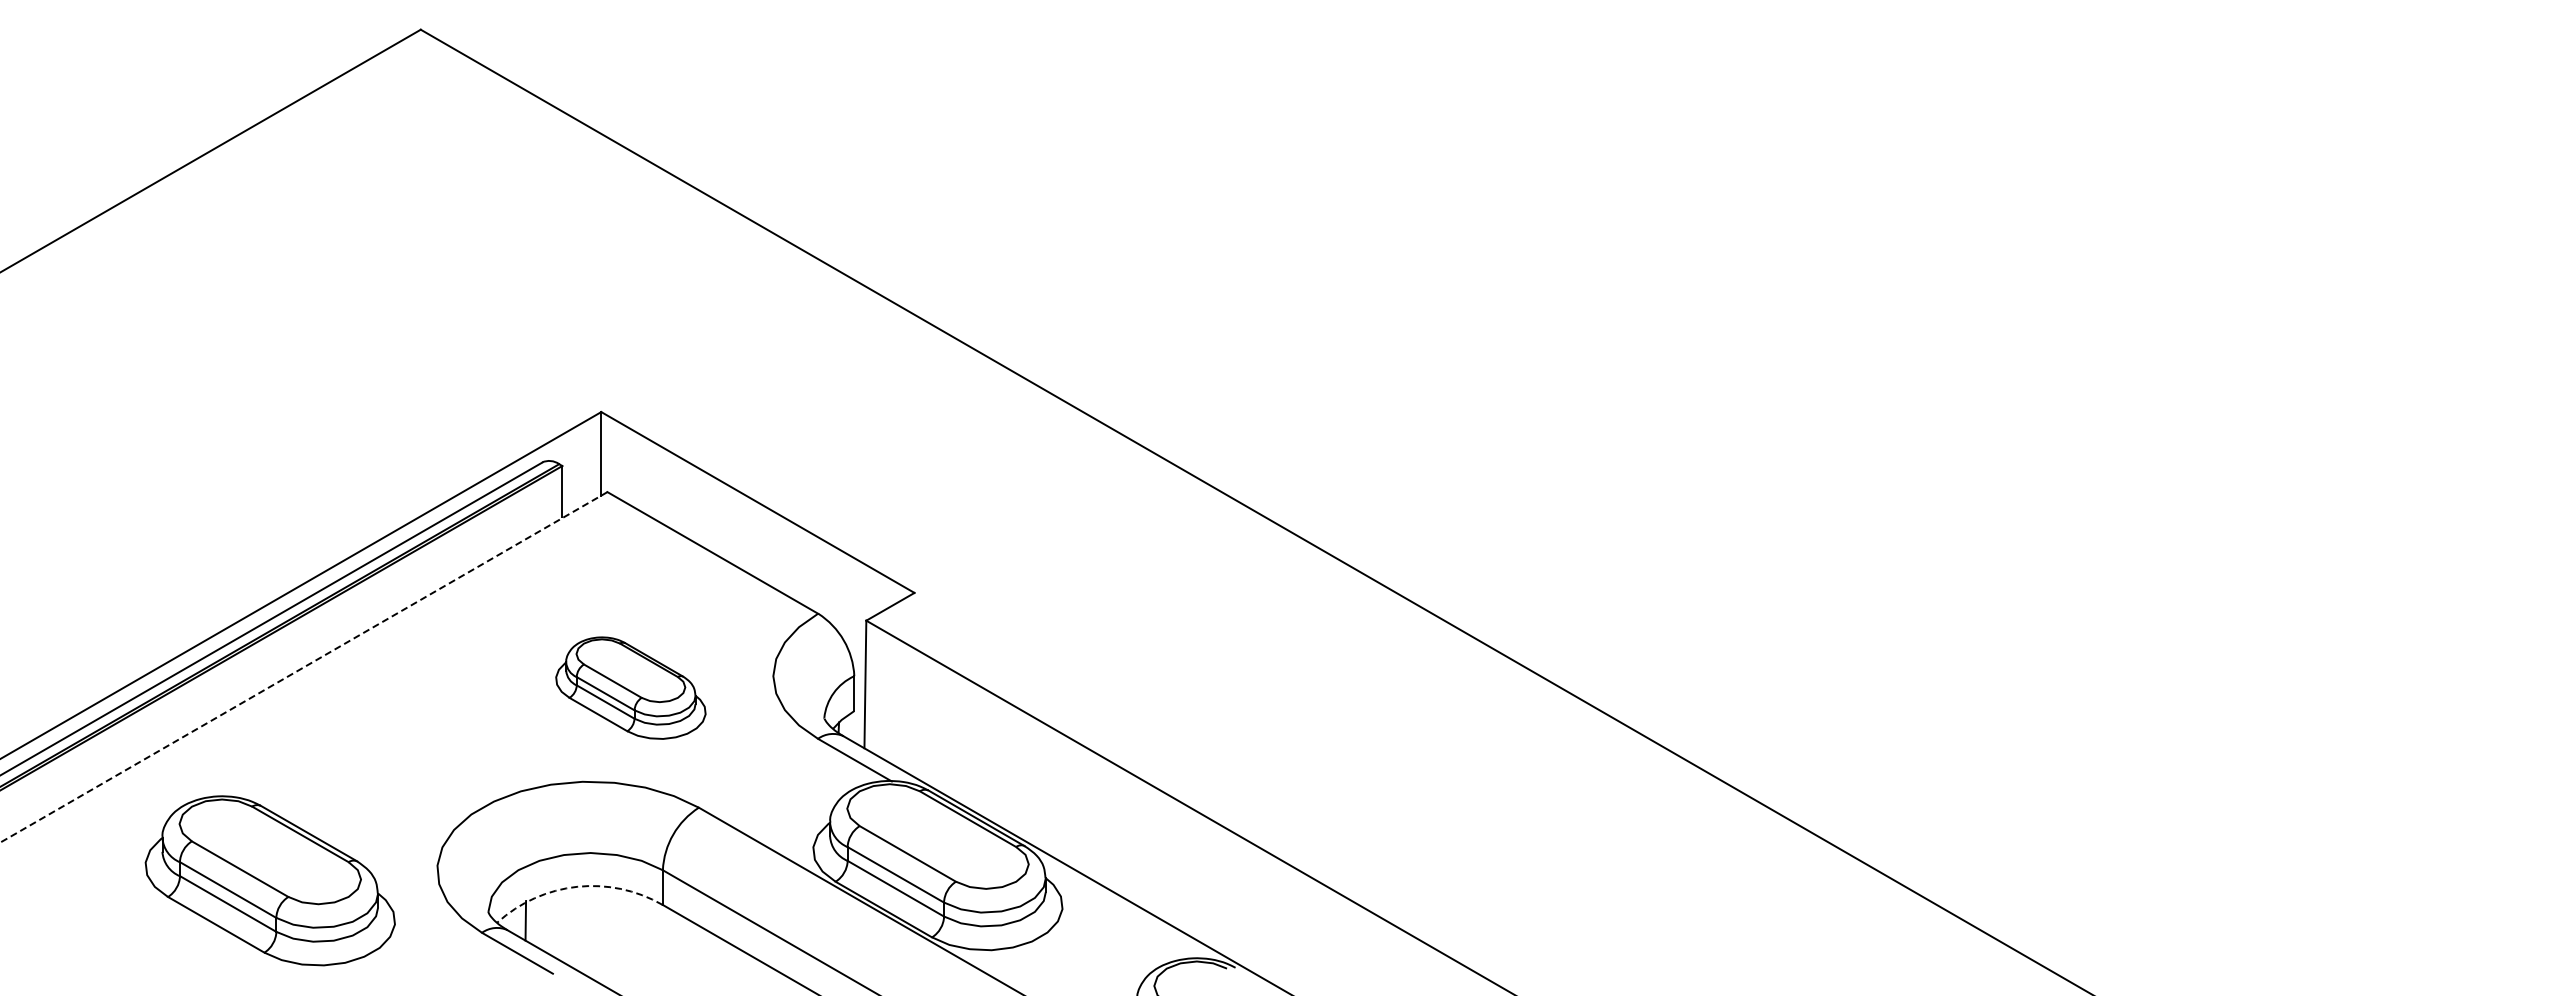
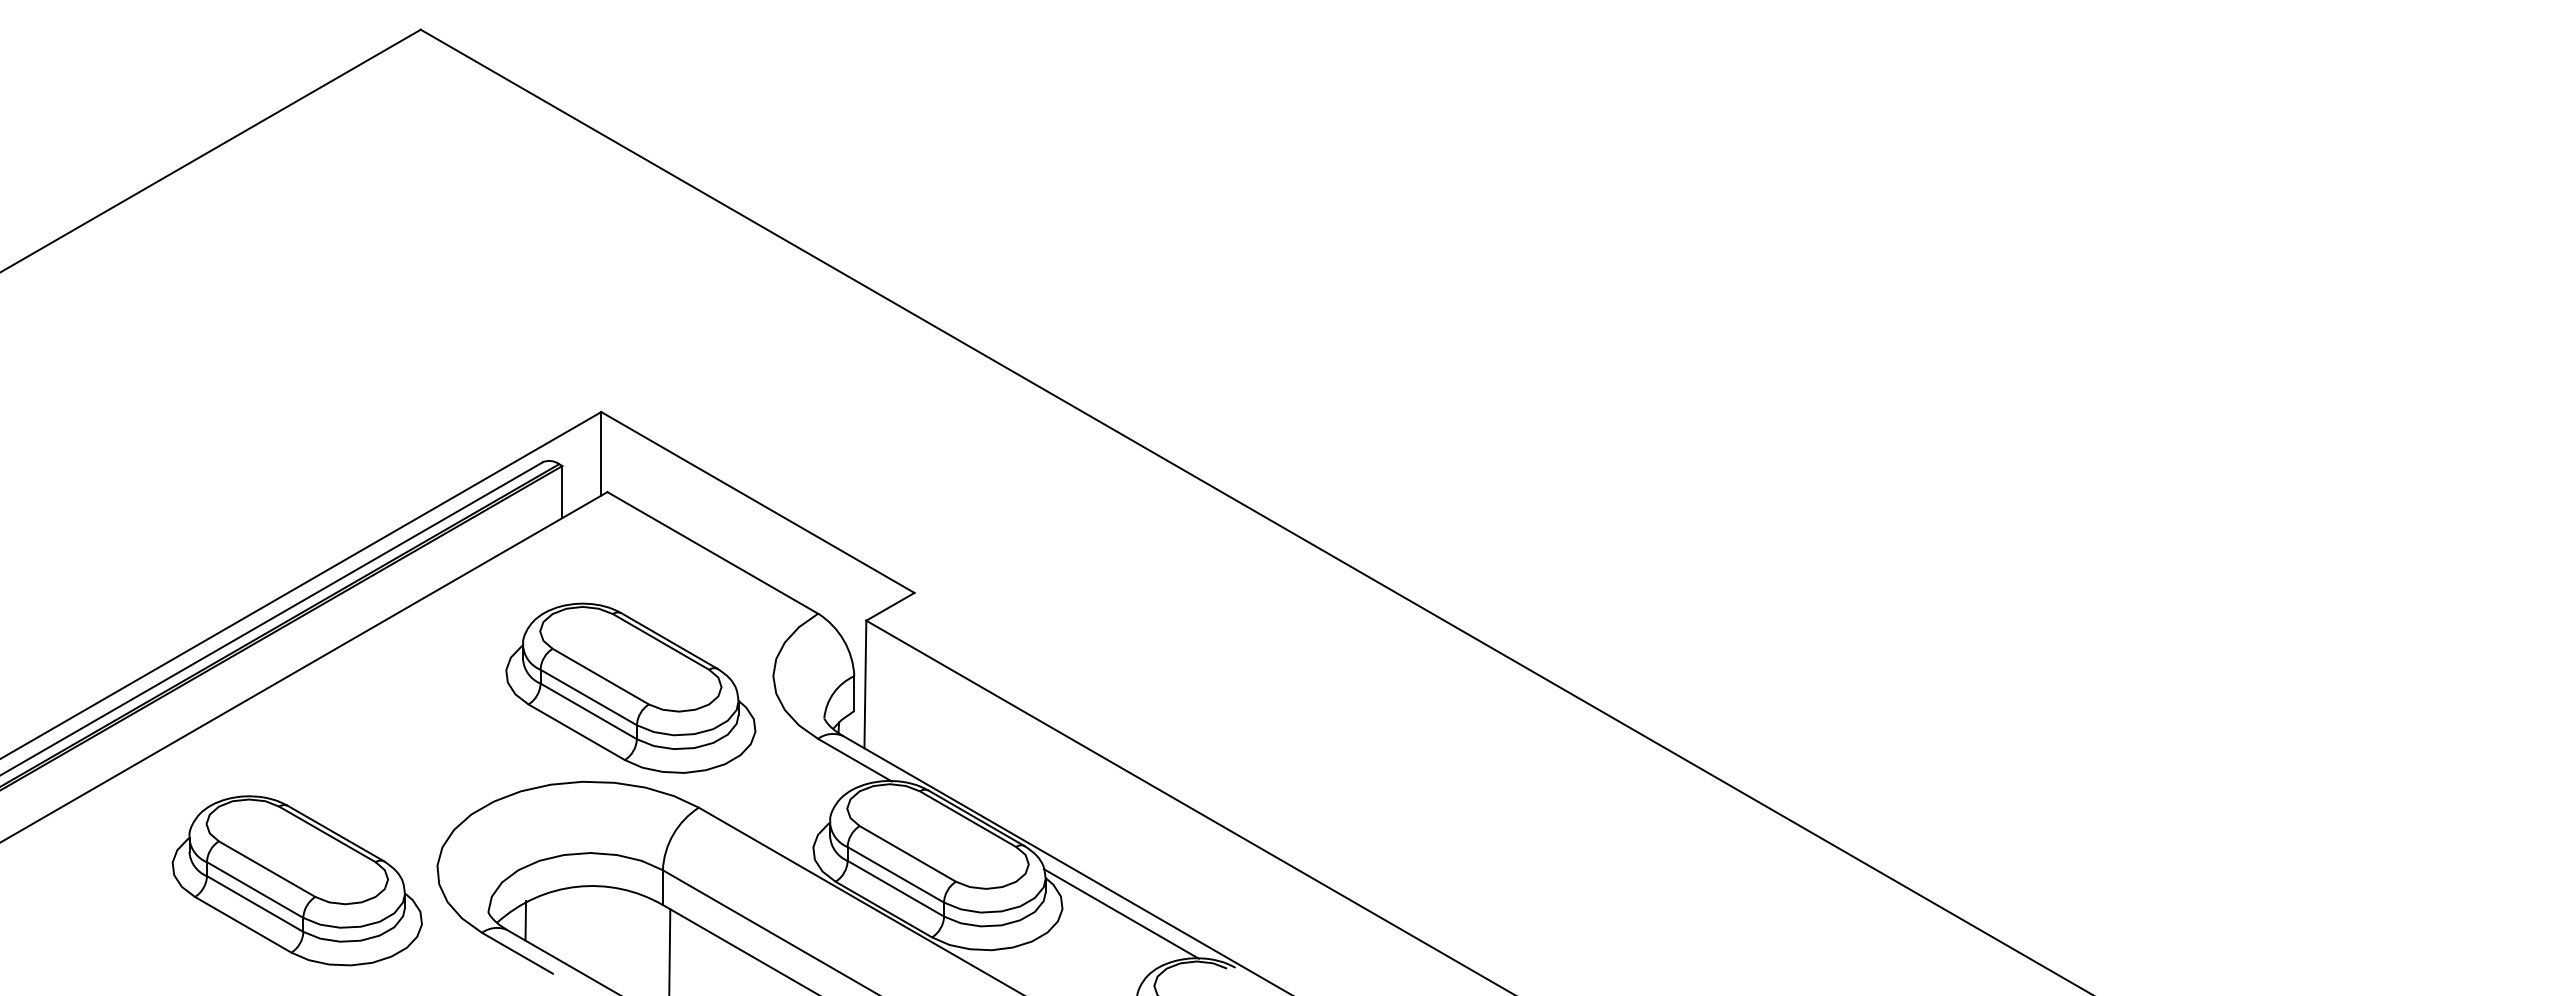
line: dashed -> solid (303, 667)
part size: 152x104 px -> 252x172 px (630, 687)
part position: (269, 880) -> (296, 880) (296, 880)
arc: dashed -> solid (577, 886)
line: none -> present (1120, 913)
line: none -> present (669, 950)
